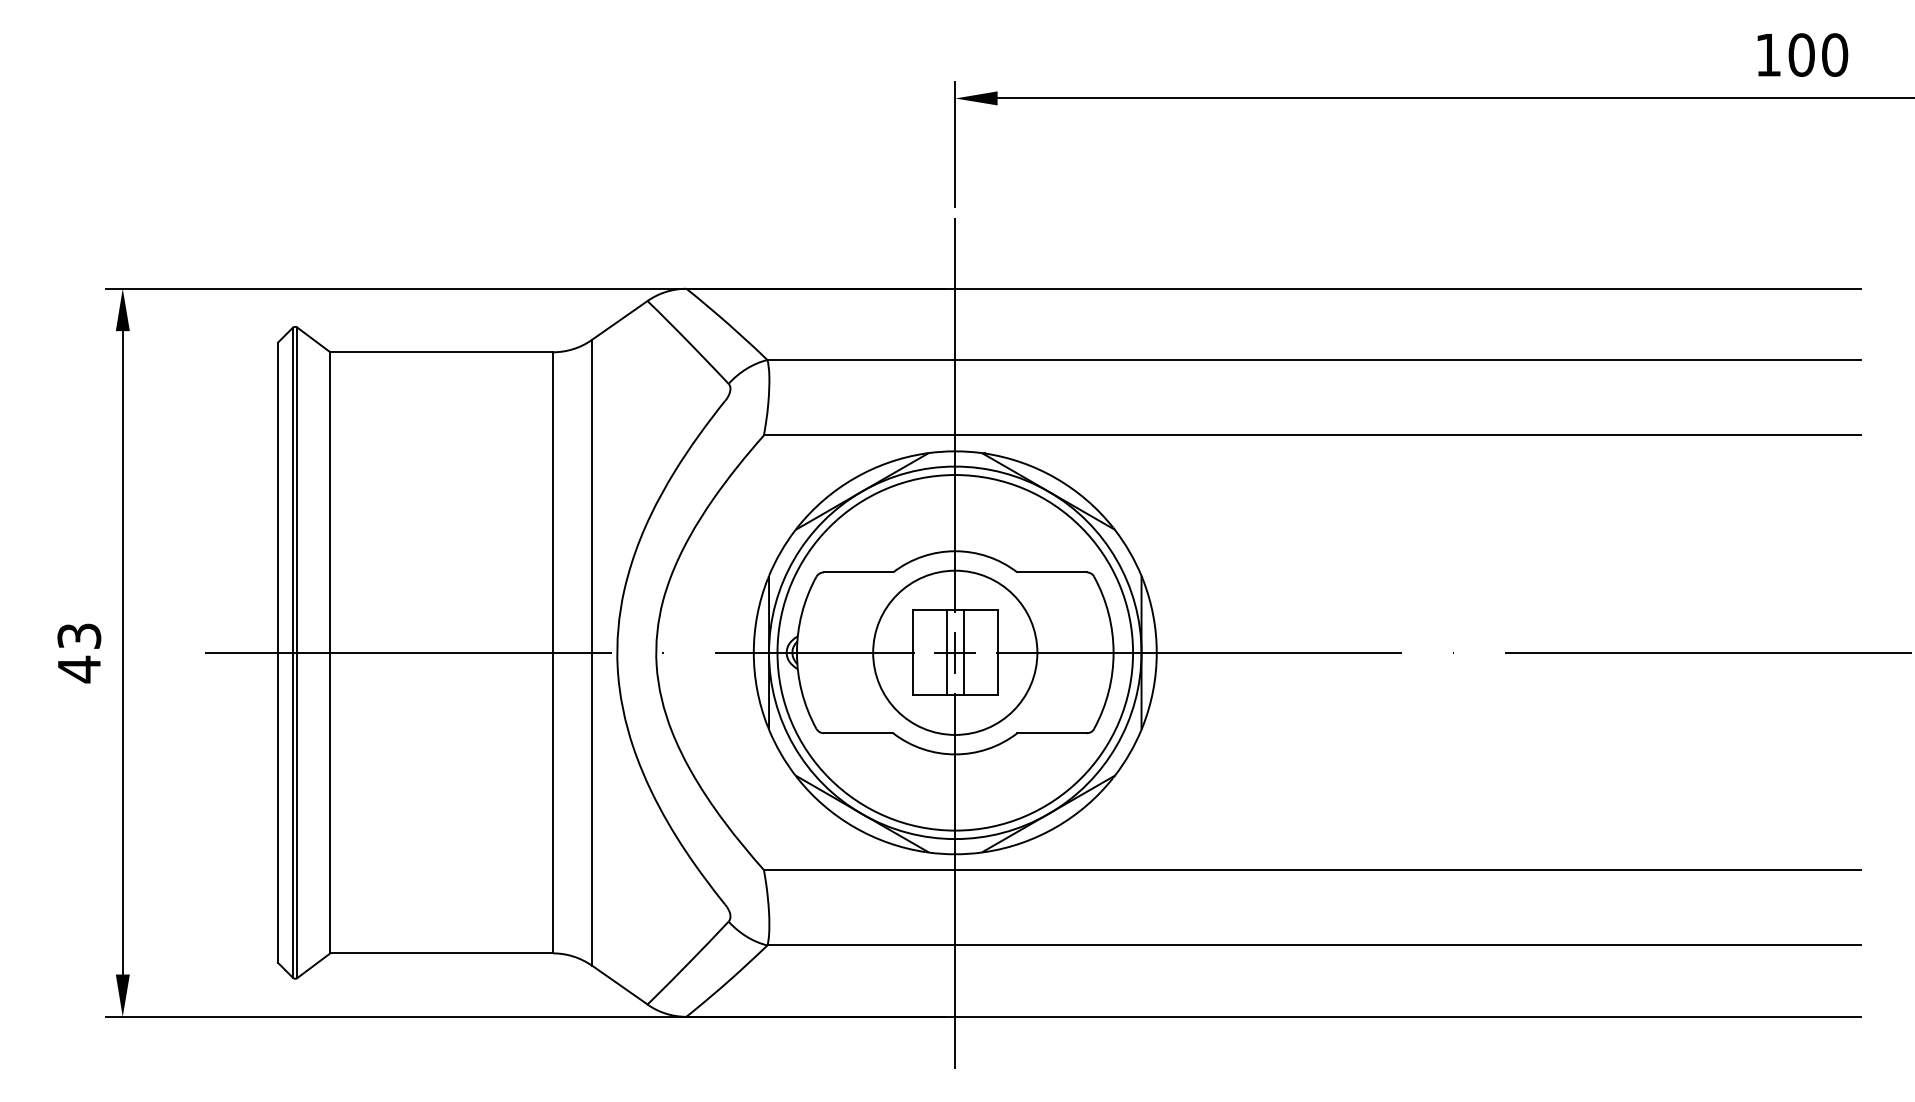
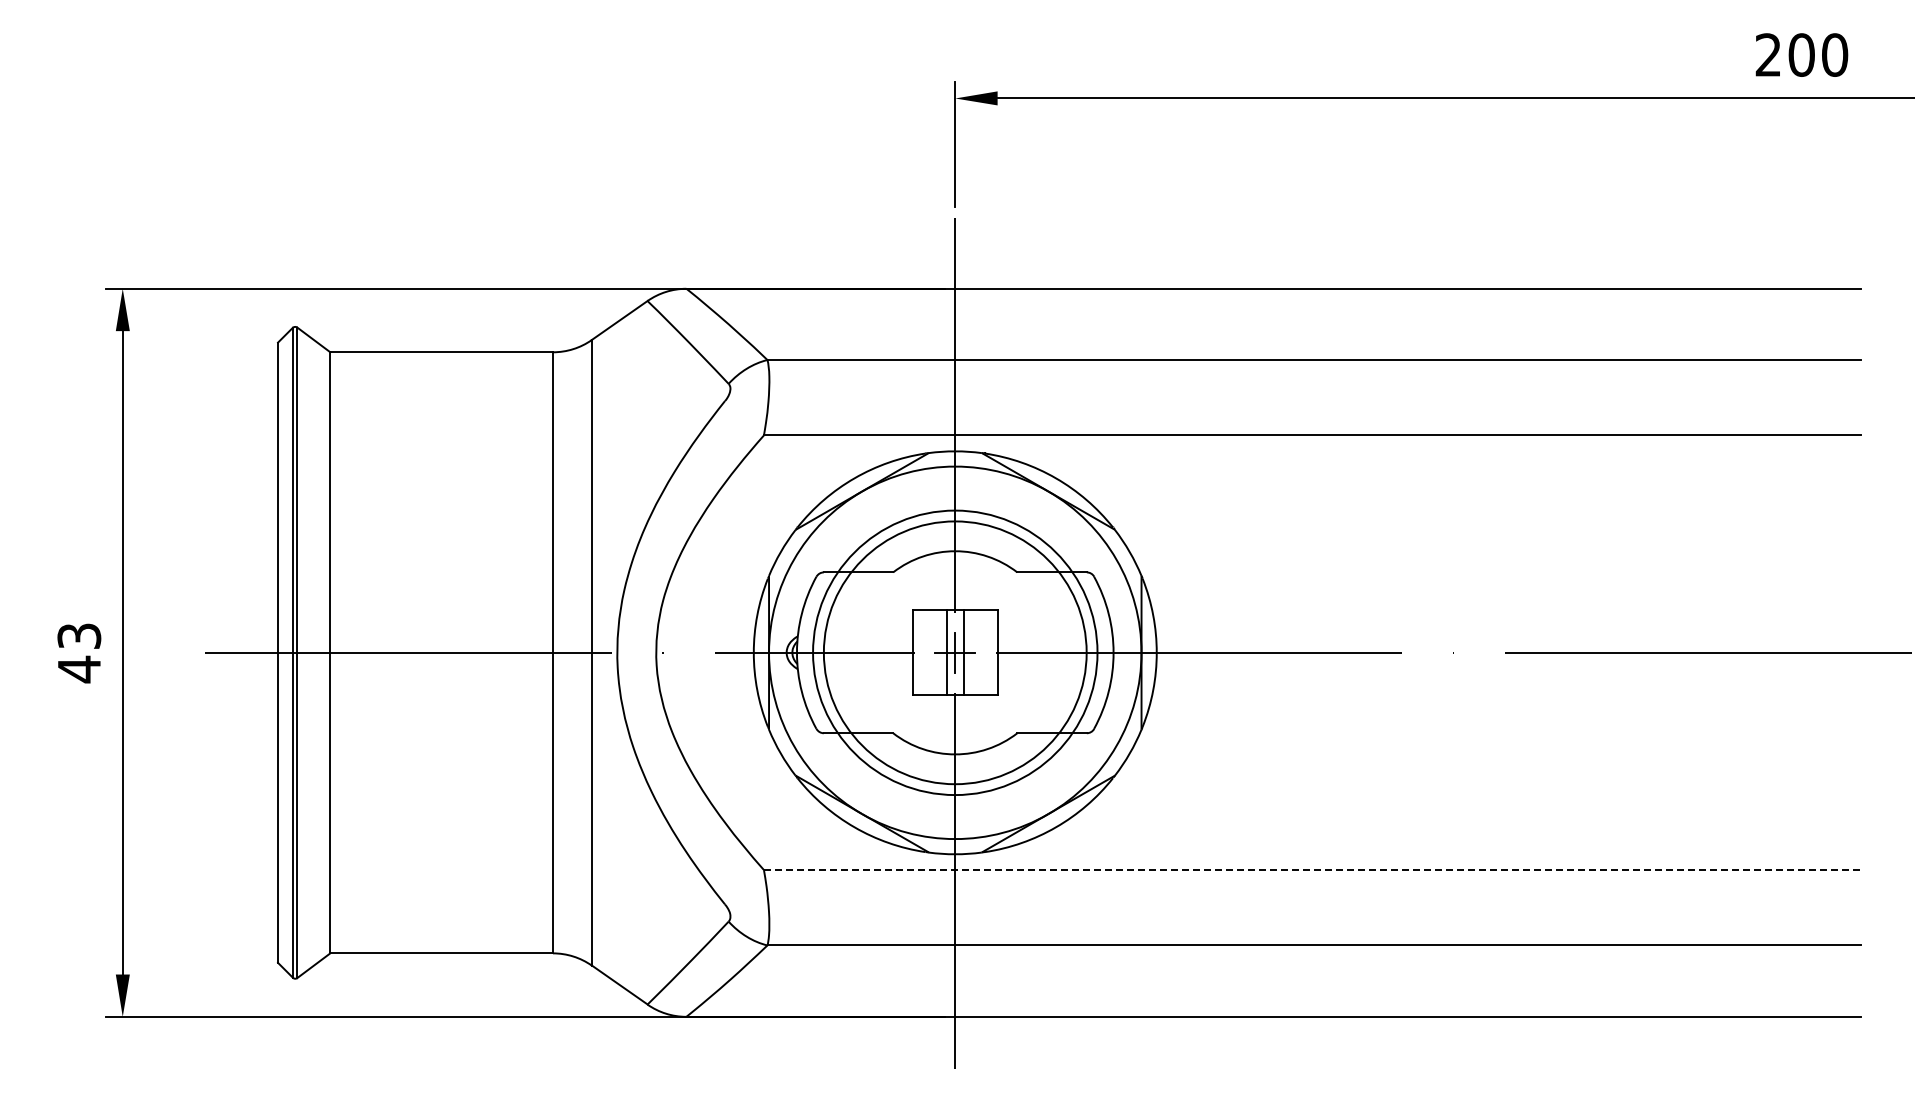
text: 100 -> 200 (1767, 54)
circle diameter: 164 px -> 263 px (954, 652)
circle diameter: 356 px -> 284 px (955, 652)
line: solid -> dashed (1312, 870)
